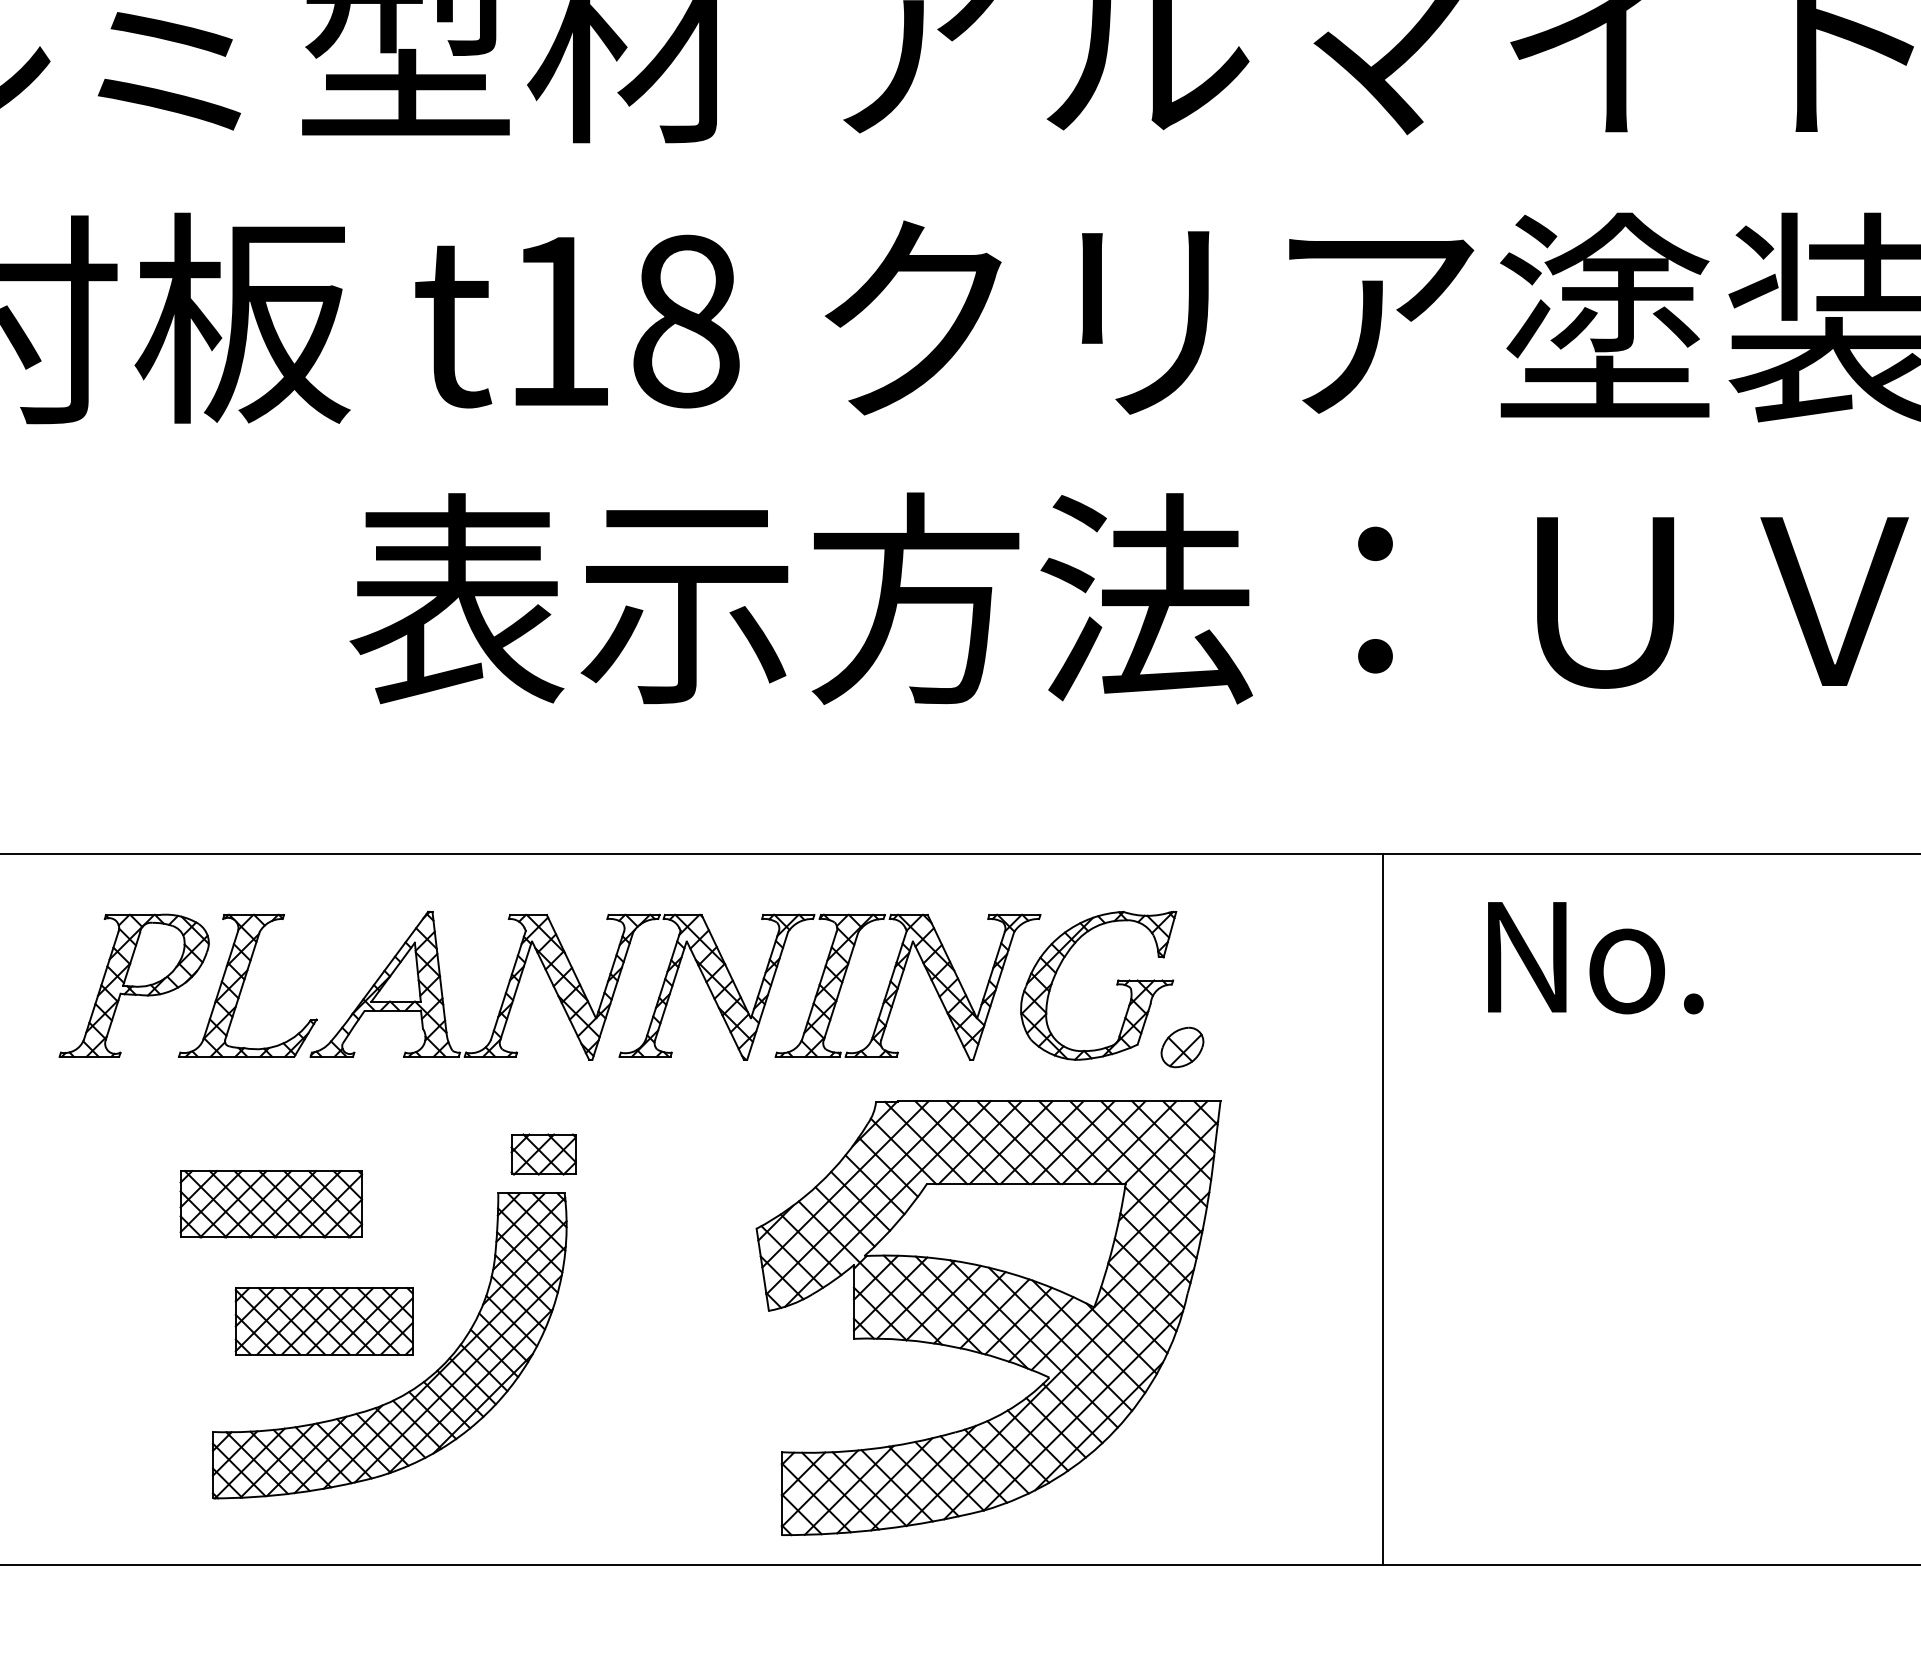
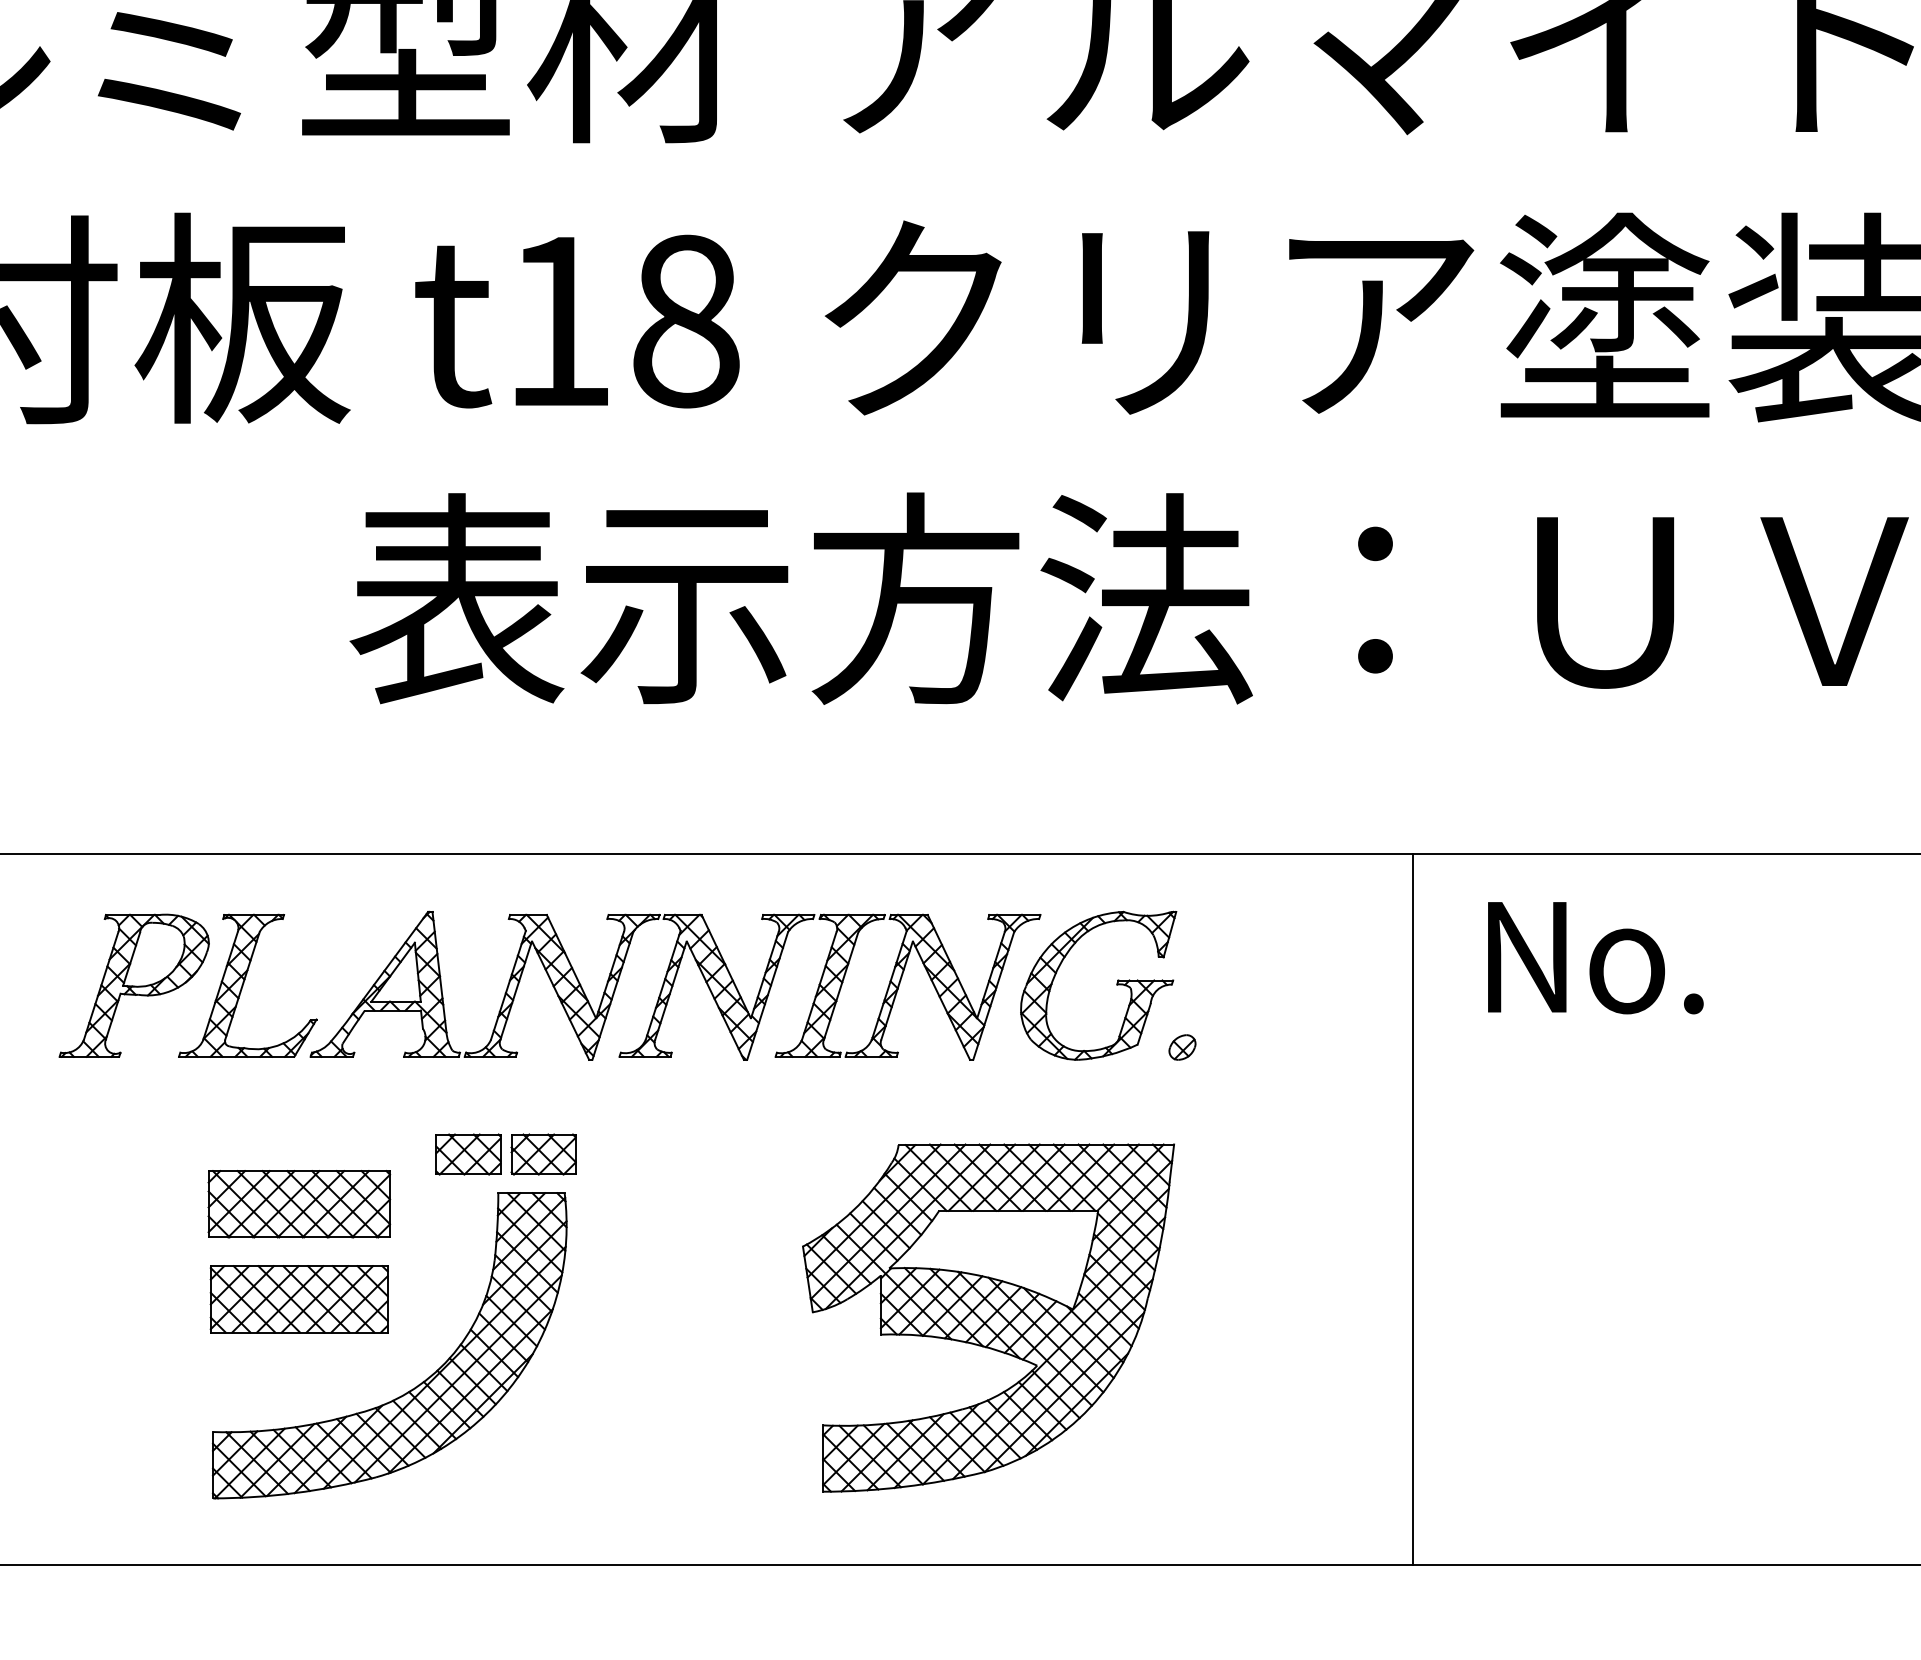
part size: 45x43 px -> 29x27 px (1182, 1047)
part: none -> present (468, 1154)
part position: (271, 1204) -> (299, 1204) (299, 1204)
line position: (1383, 1209) -> (1413, 1209) (1413, 1209)
part size: 467x437 px -> 373x350 px (988, 1317)
part position: (323, 1321) -> (298, 1299) (298, 1299)
